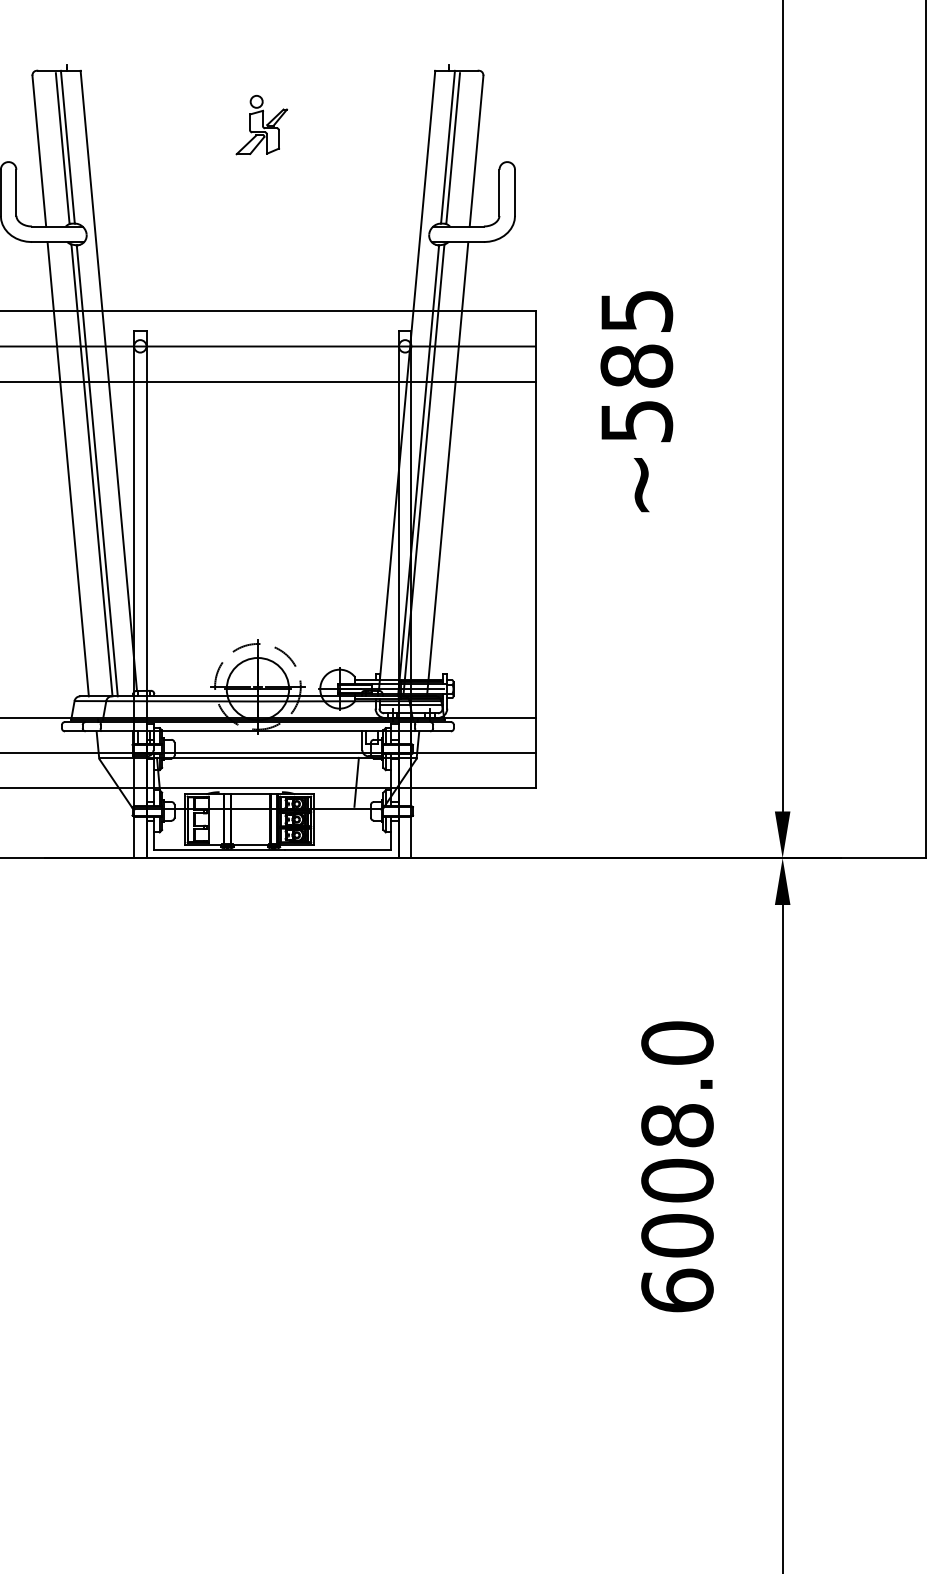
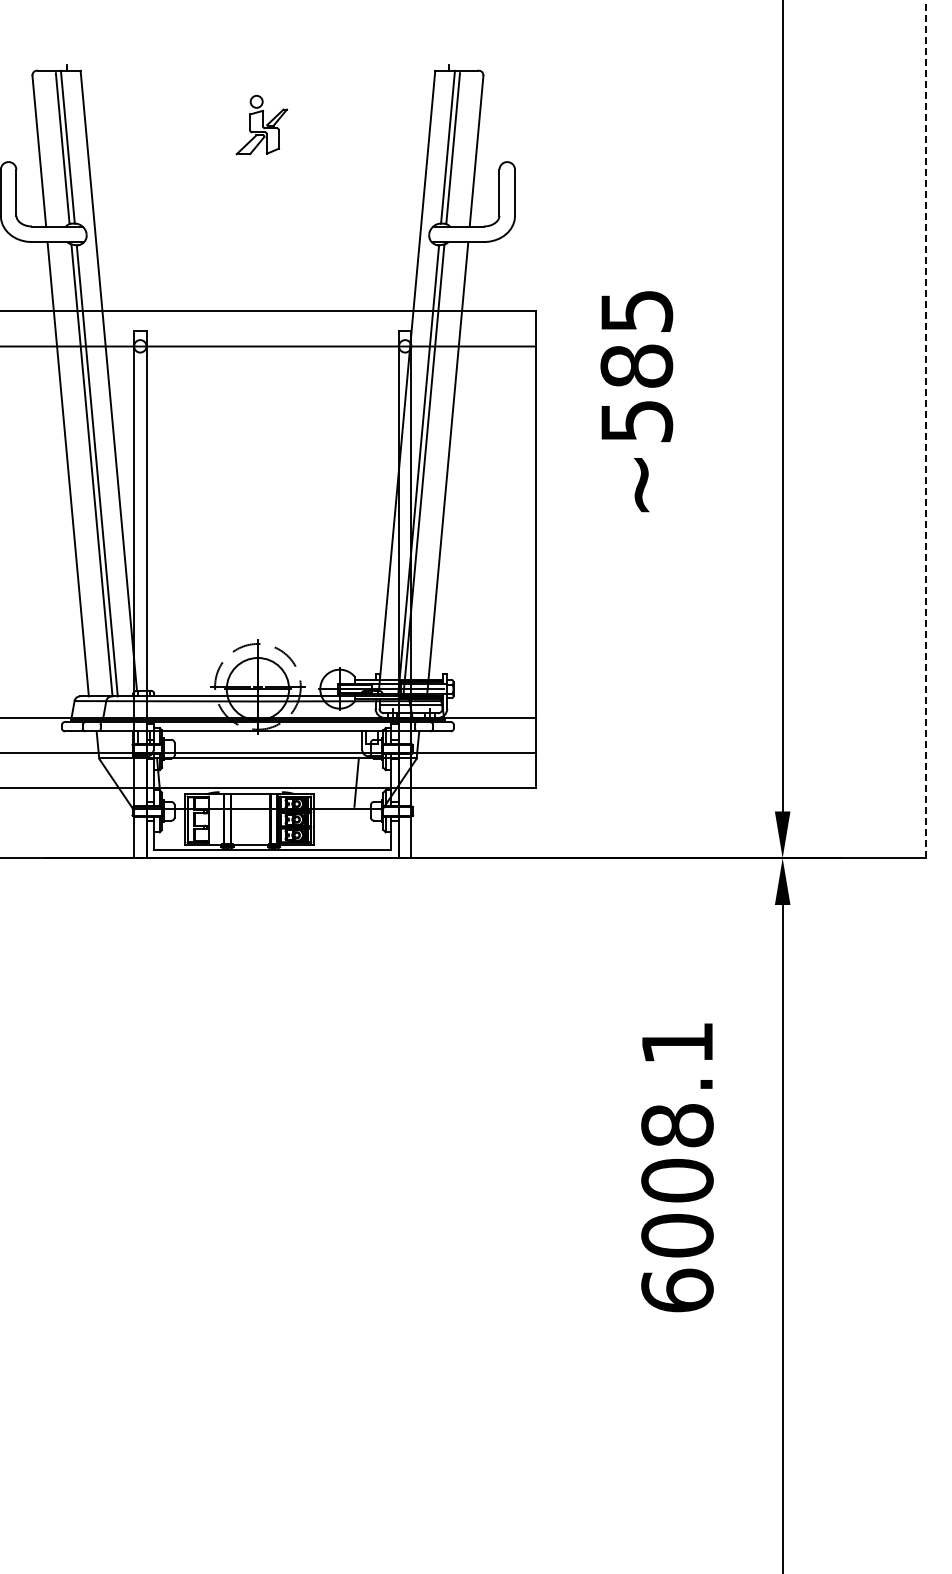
line: present -> none (269, 381)
line: solid -> dashed (925, 429)
text: 6008.0 -> 6008.1 (677, 1042)
